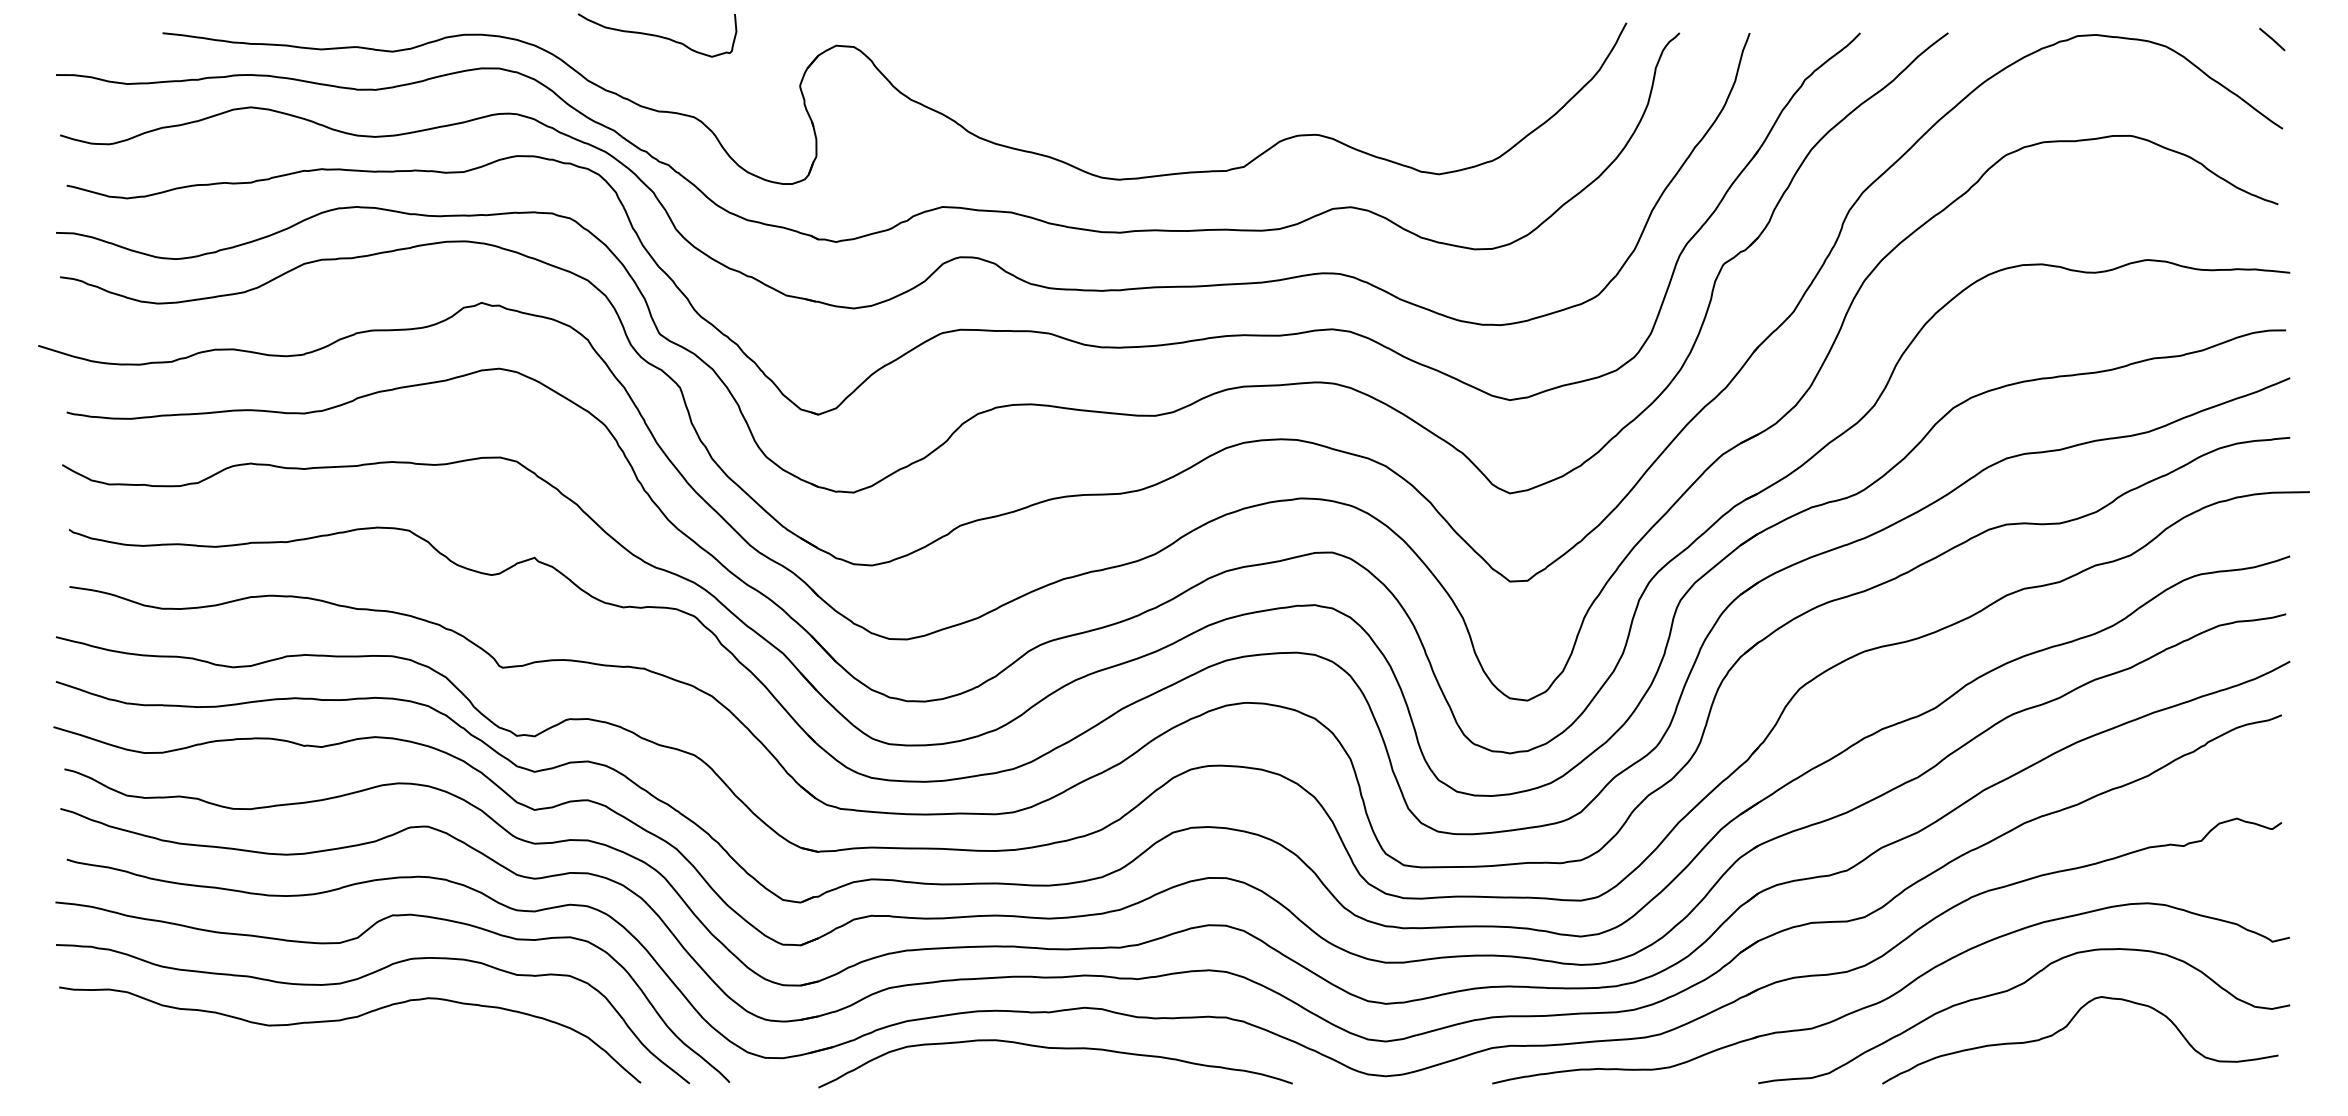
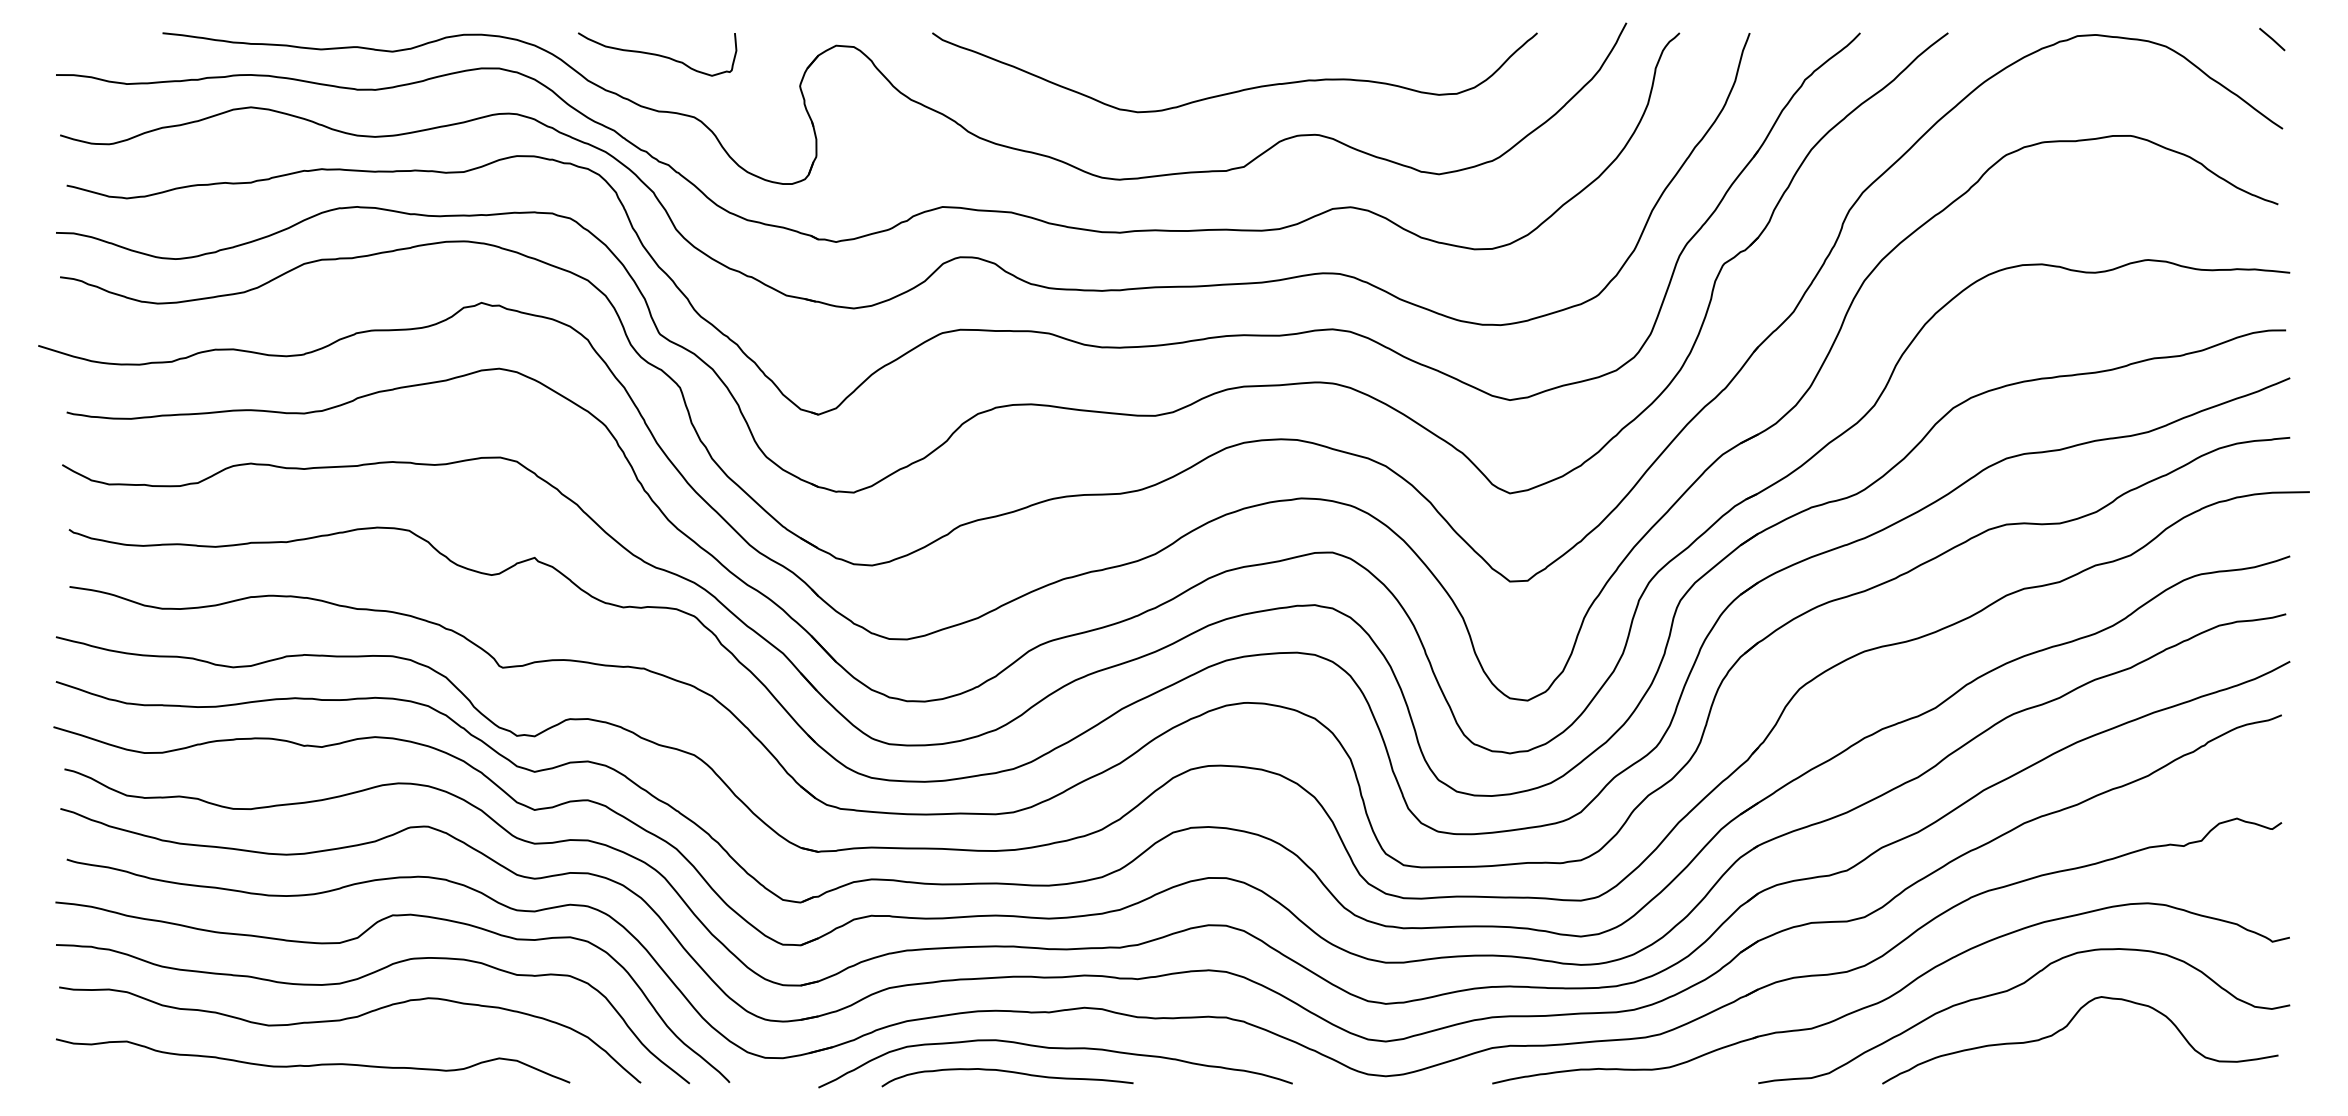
curve position: (657, 35) -> (657, 54) (657, 54)
curve: none -> present (1237, 90)
curve: none -> present (313, 1064)
curve: none -> present (1007, 1072)
